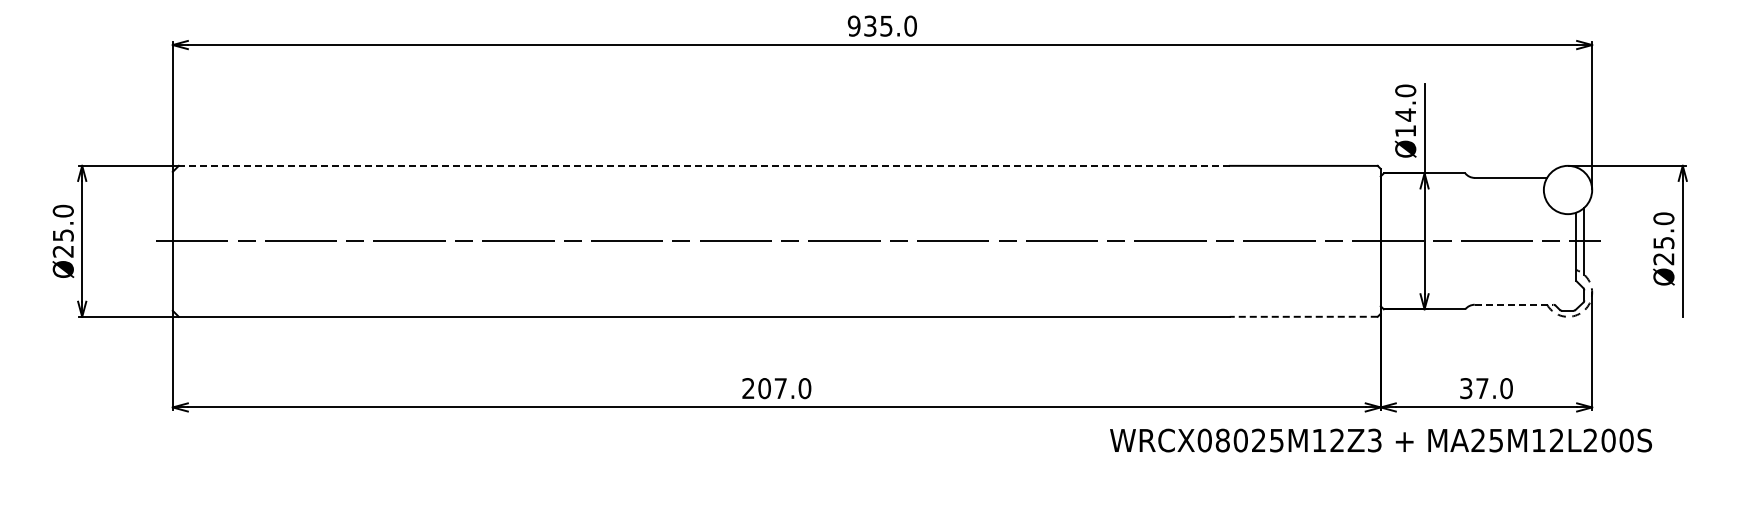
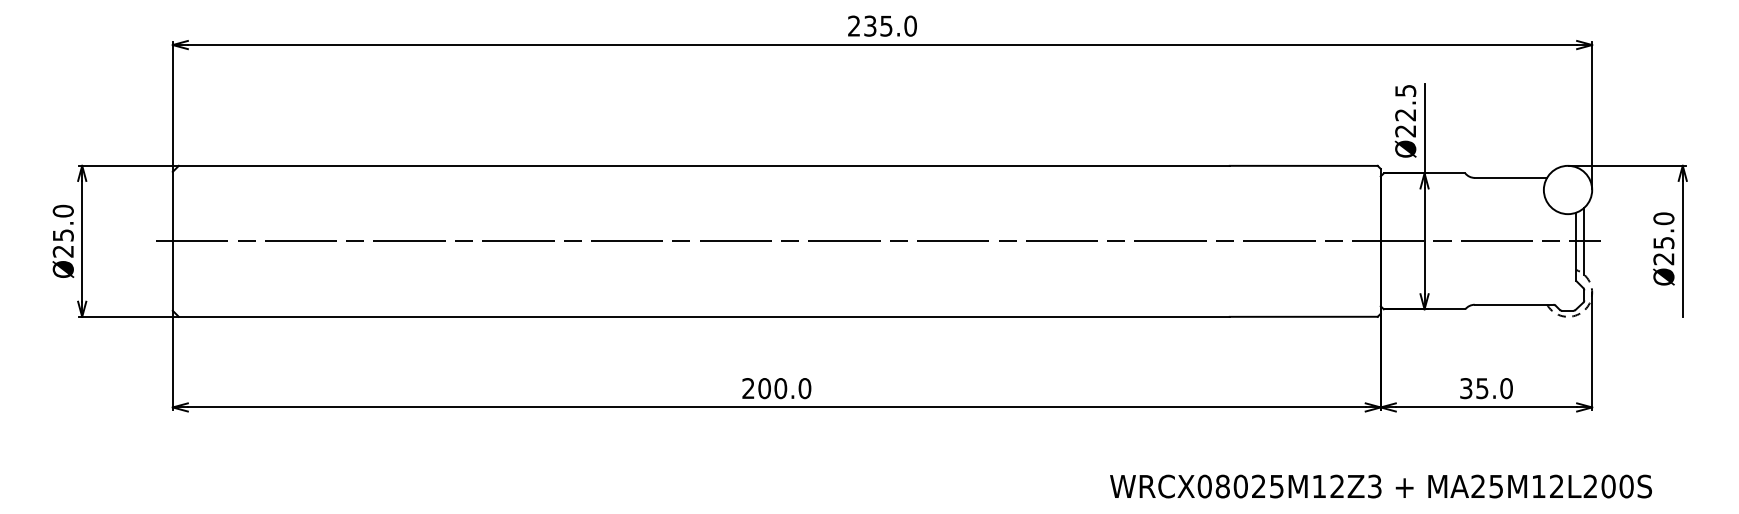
text: 935.0 -> 235.0 (853, 25)
text: Ø14.0 -> Ø22.5 (1405, 110)
line: dashed -> solid (703, 165)
line: dashed -> solid (1514, 304)
line: dashed -> solid (1303, 316)
text: 207.0 -> 200.0 (780, 388)
text: 37.0 -> 35.0 (1482, 388)
text position: (1380, 440) -> (1380, 486) (1380, 486)
